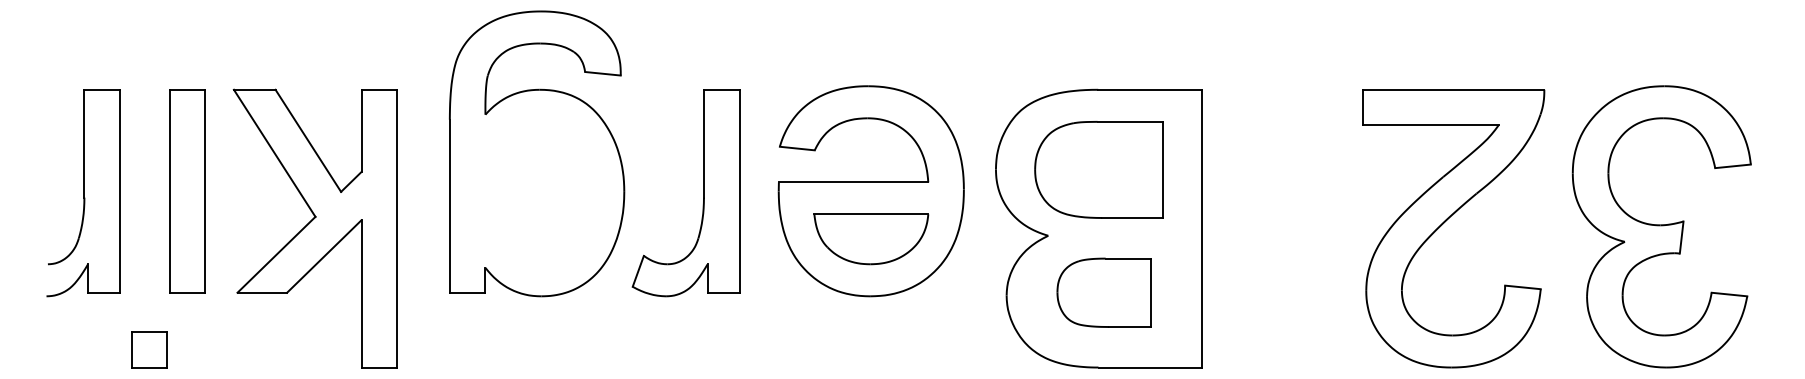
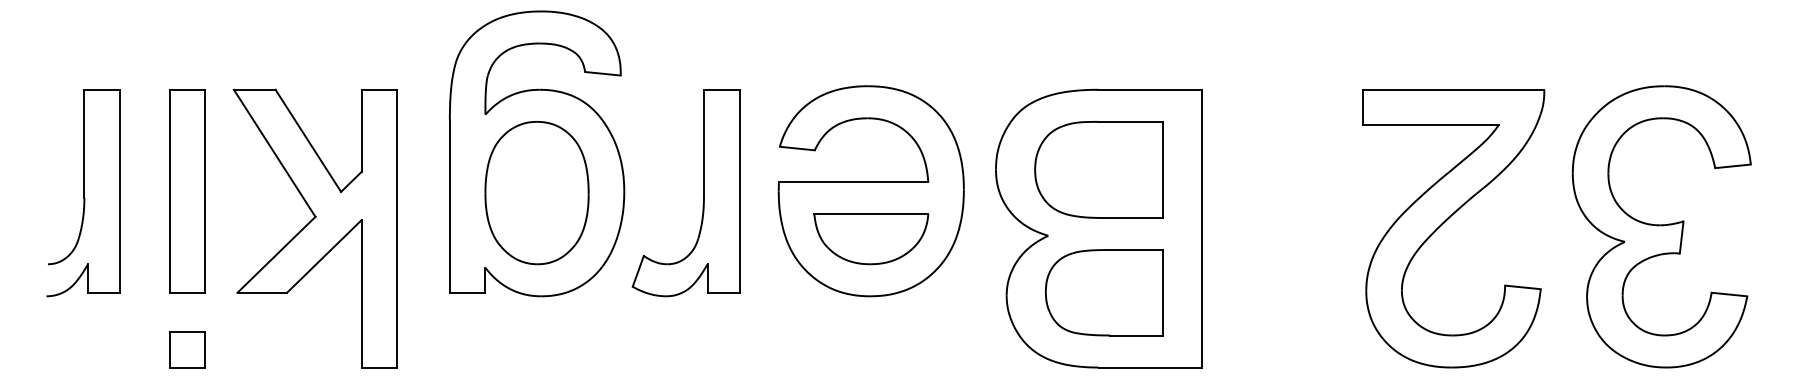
part: none -> present (536, 193)
part size: 96x71 px -> 120x88 px (1103, 292)
part position: (149, 349) -> (187, 349) (187, 349)
